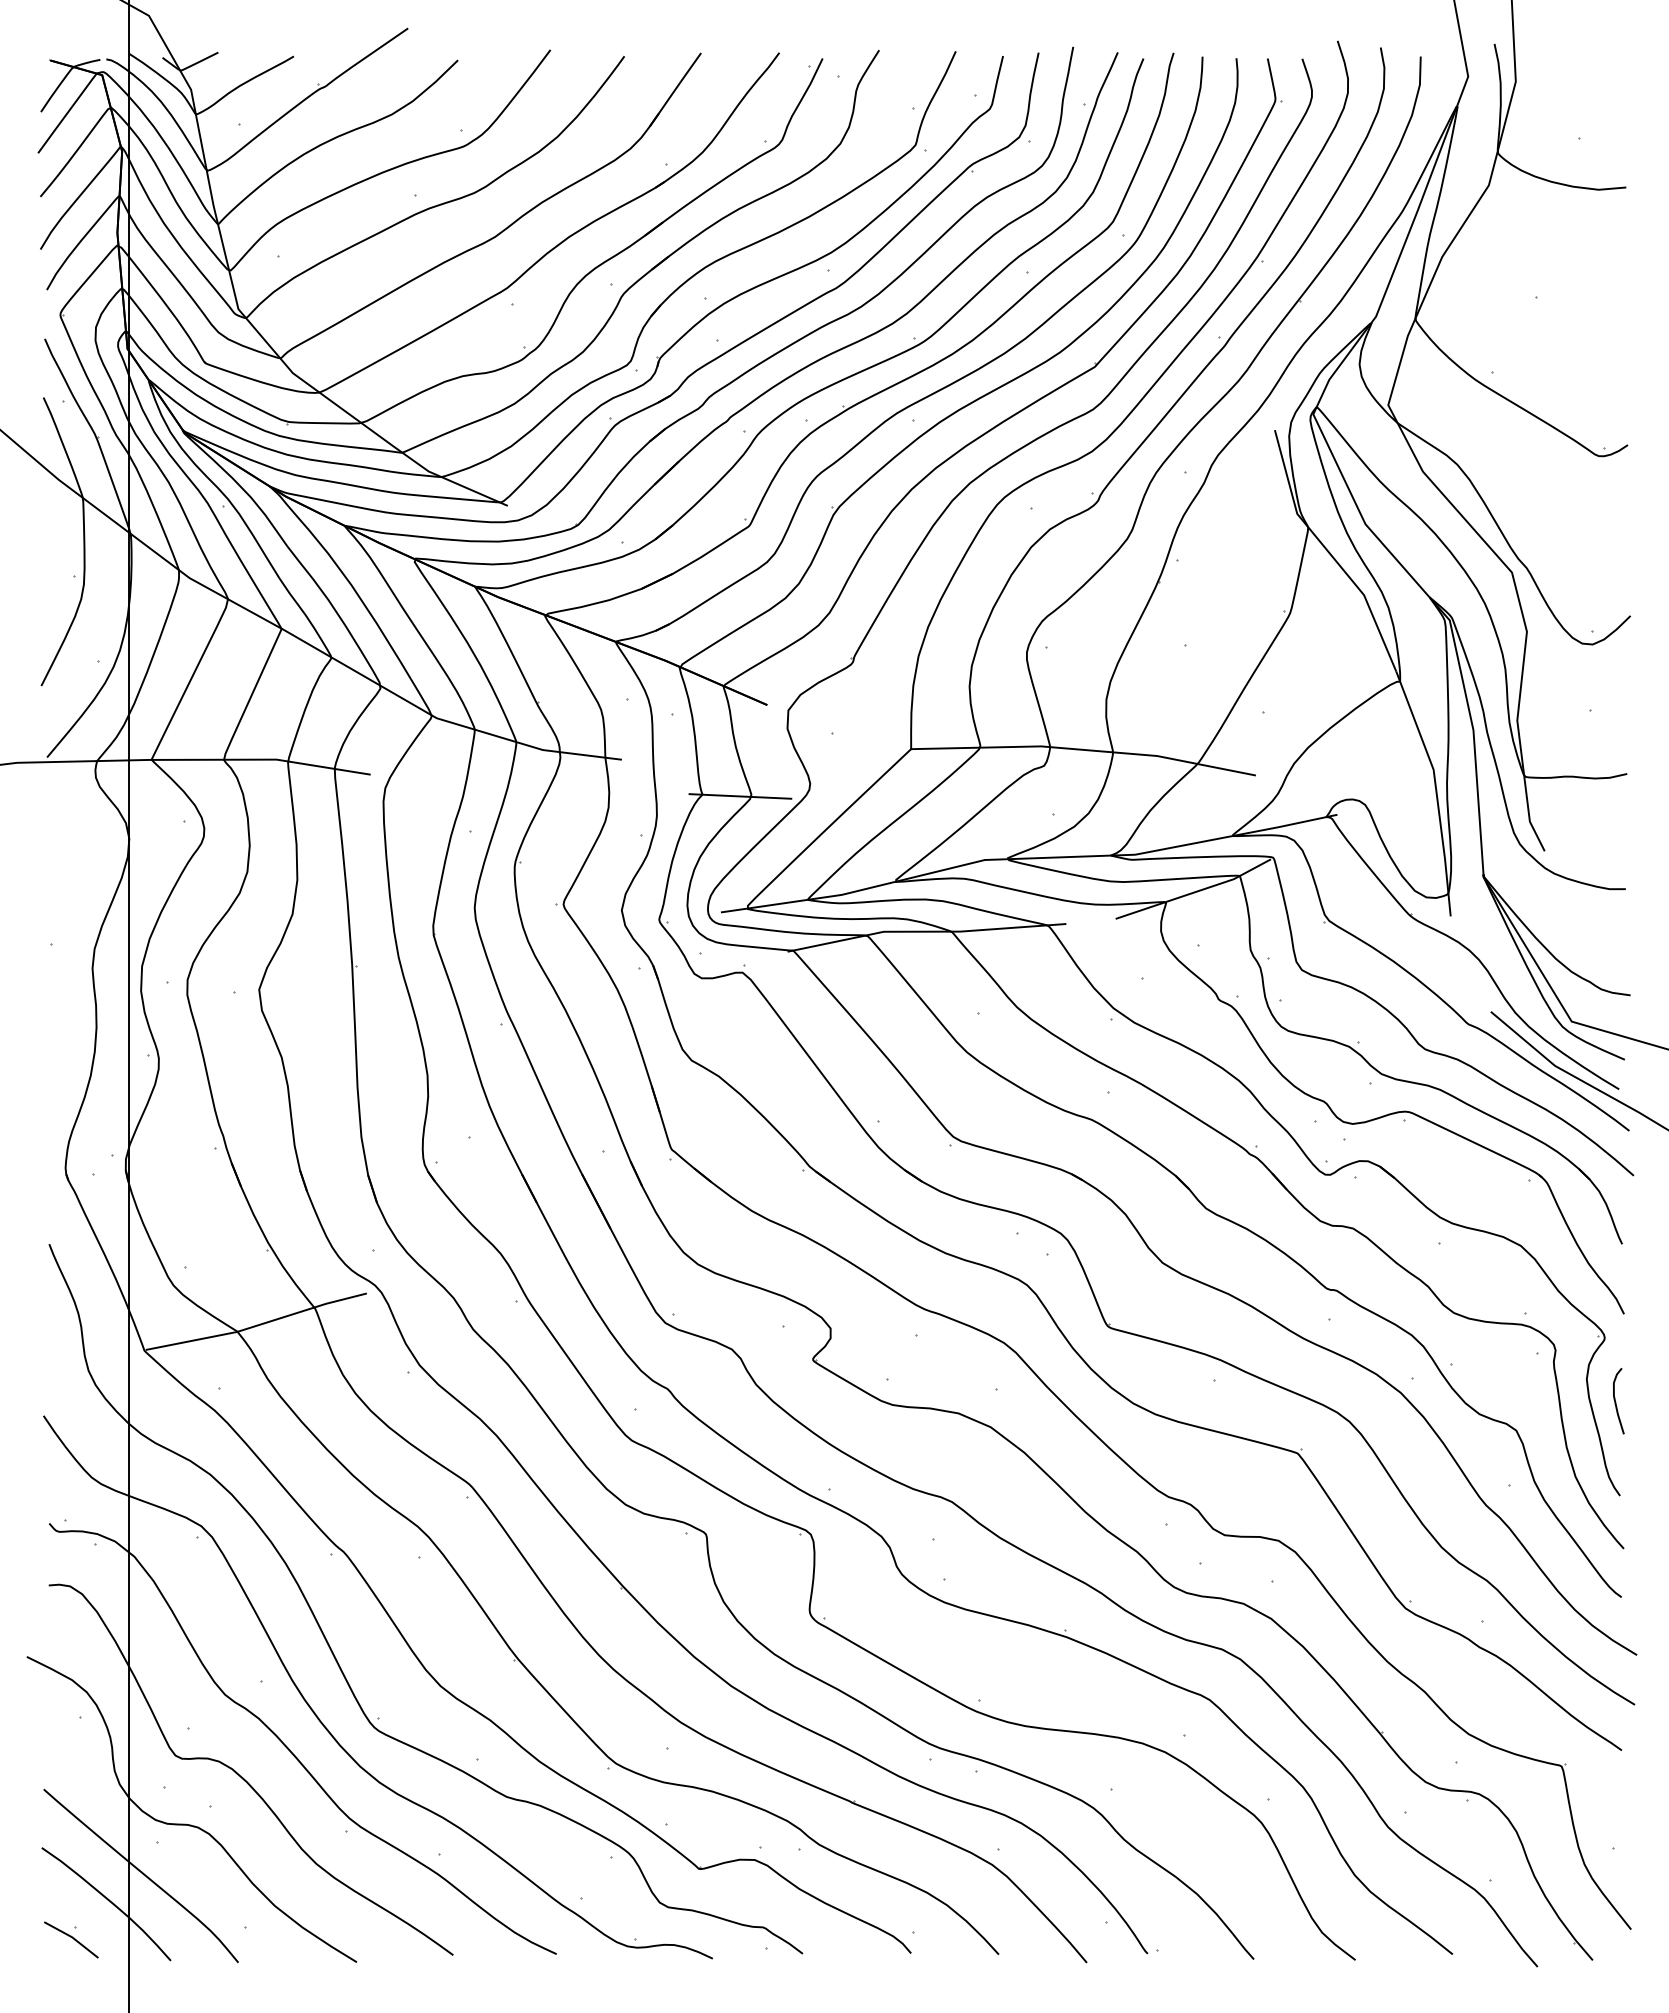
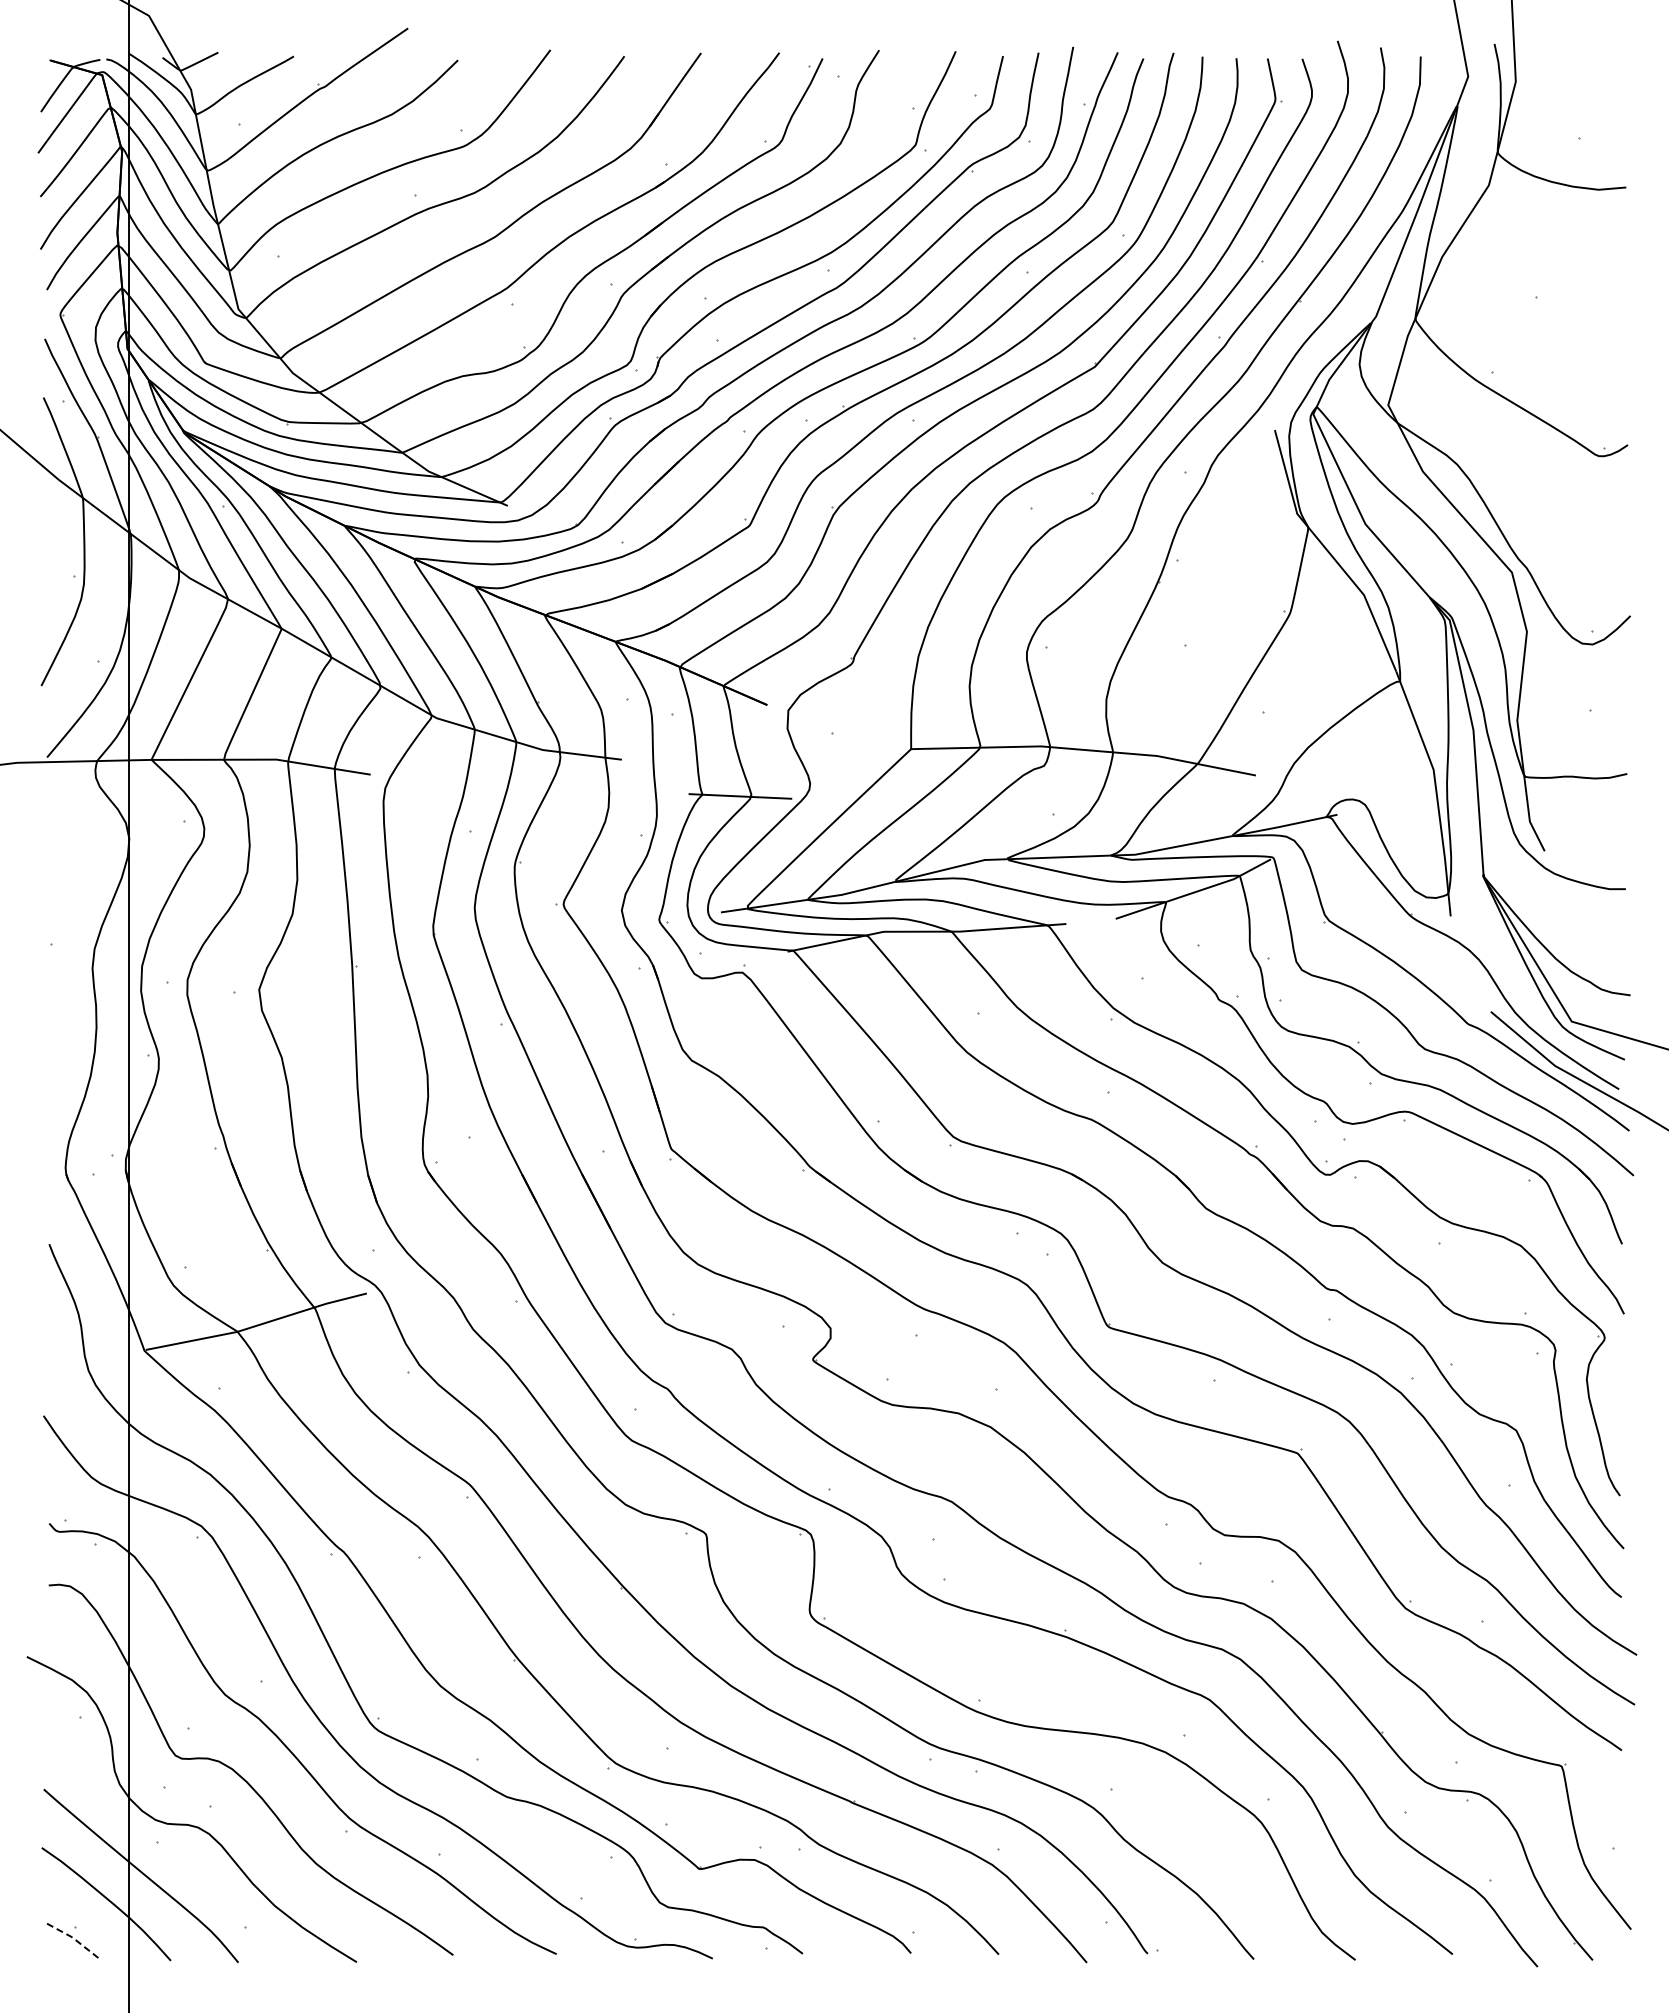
curve: present -> none (1616, 1402)
line: solid -> dashed (72, 1937)
